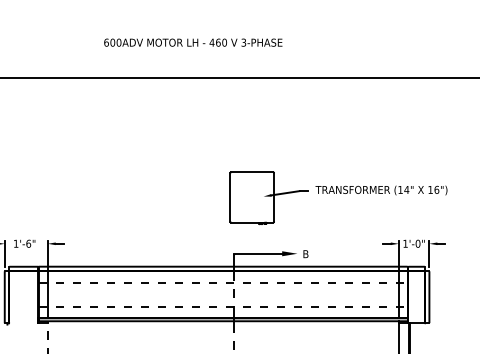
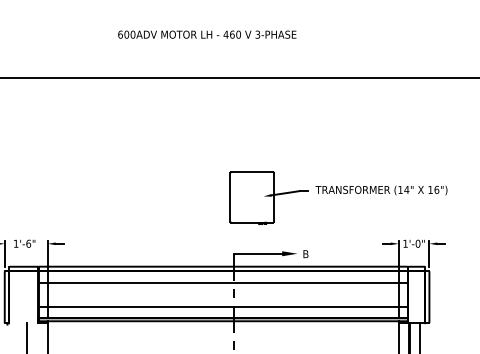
text position: (193, 42) -> (207, 34) (207, 34)
line: dashed -> solid (223, 282)
line: dashed -> solid (223, 307)
line: none -> present (26, 336)
line: none -> present (419, 336)
line: dashed -> solid (47, 337)
